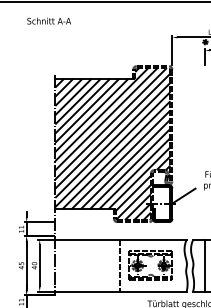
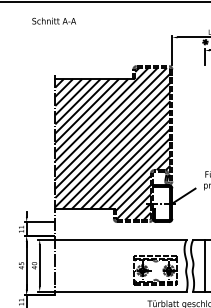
text position: (48, 20) -> (53, 20) (53, 20)
line: present -> none (120, 265)
part position: (150, 265) -> (155, 270) (155, 270)
